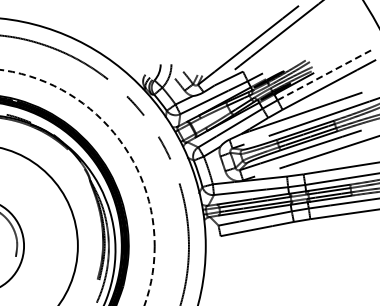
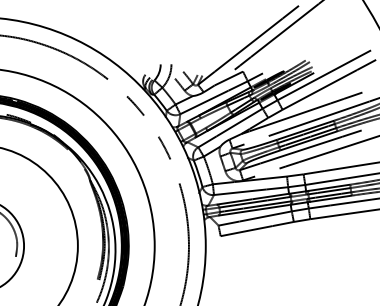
line: dashed -> solid (324, 75)
circle: dashed -> solid (77, 187)
